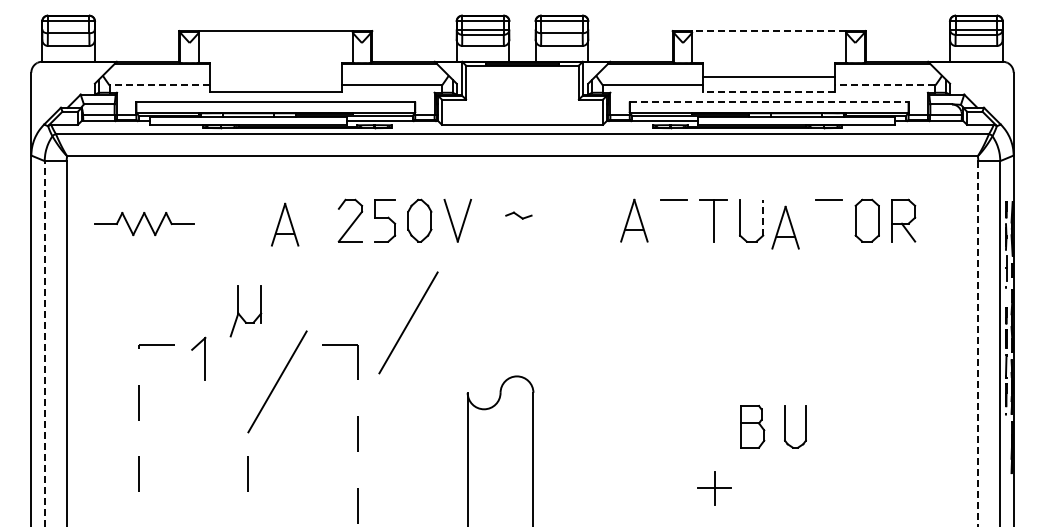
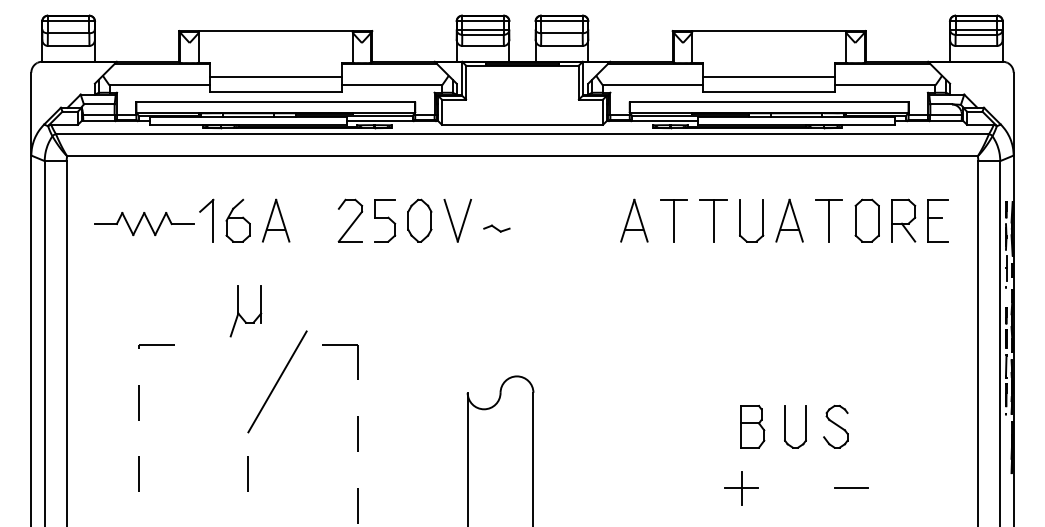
line: dashed -> solid (769, 31)
line: none -> present (275, 77)
line: dashed -> solid (159, 85)
line: dashed -> solid (884, 85)
line: dashed -> solid (769, 92)
line: dashed -> solid (769, 101)
part position: (518, 215) -> (496, 228) (496, 228)
line: dashed -> solid (763, 217)
part: none -> present (237, 220)
line: none -> present (674, 220)
line: none -> present (829, 220)
part: none -> present (937, 220)
part position: (285, 224) -> (276, 220) (276, 220)
part position: (785, 227) -> (789, 220) (789, 220)
line: present -> none (408, 322)
line: dashed -> solid (978, 343)
line: dashed -> solid (44, 344)
part position: (198, 358) -> (206, 220) (206, 220)
part: none -> present (835, 426)
part position: (714, 488) -> (741, 488) (741, 488)
line: none -> present (850, 488)
